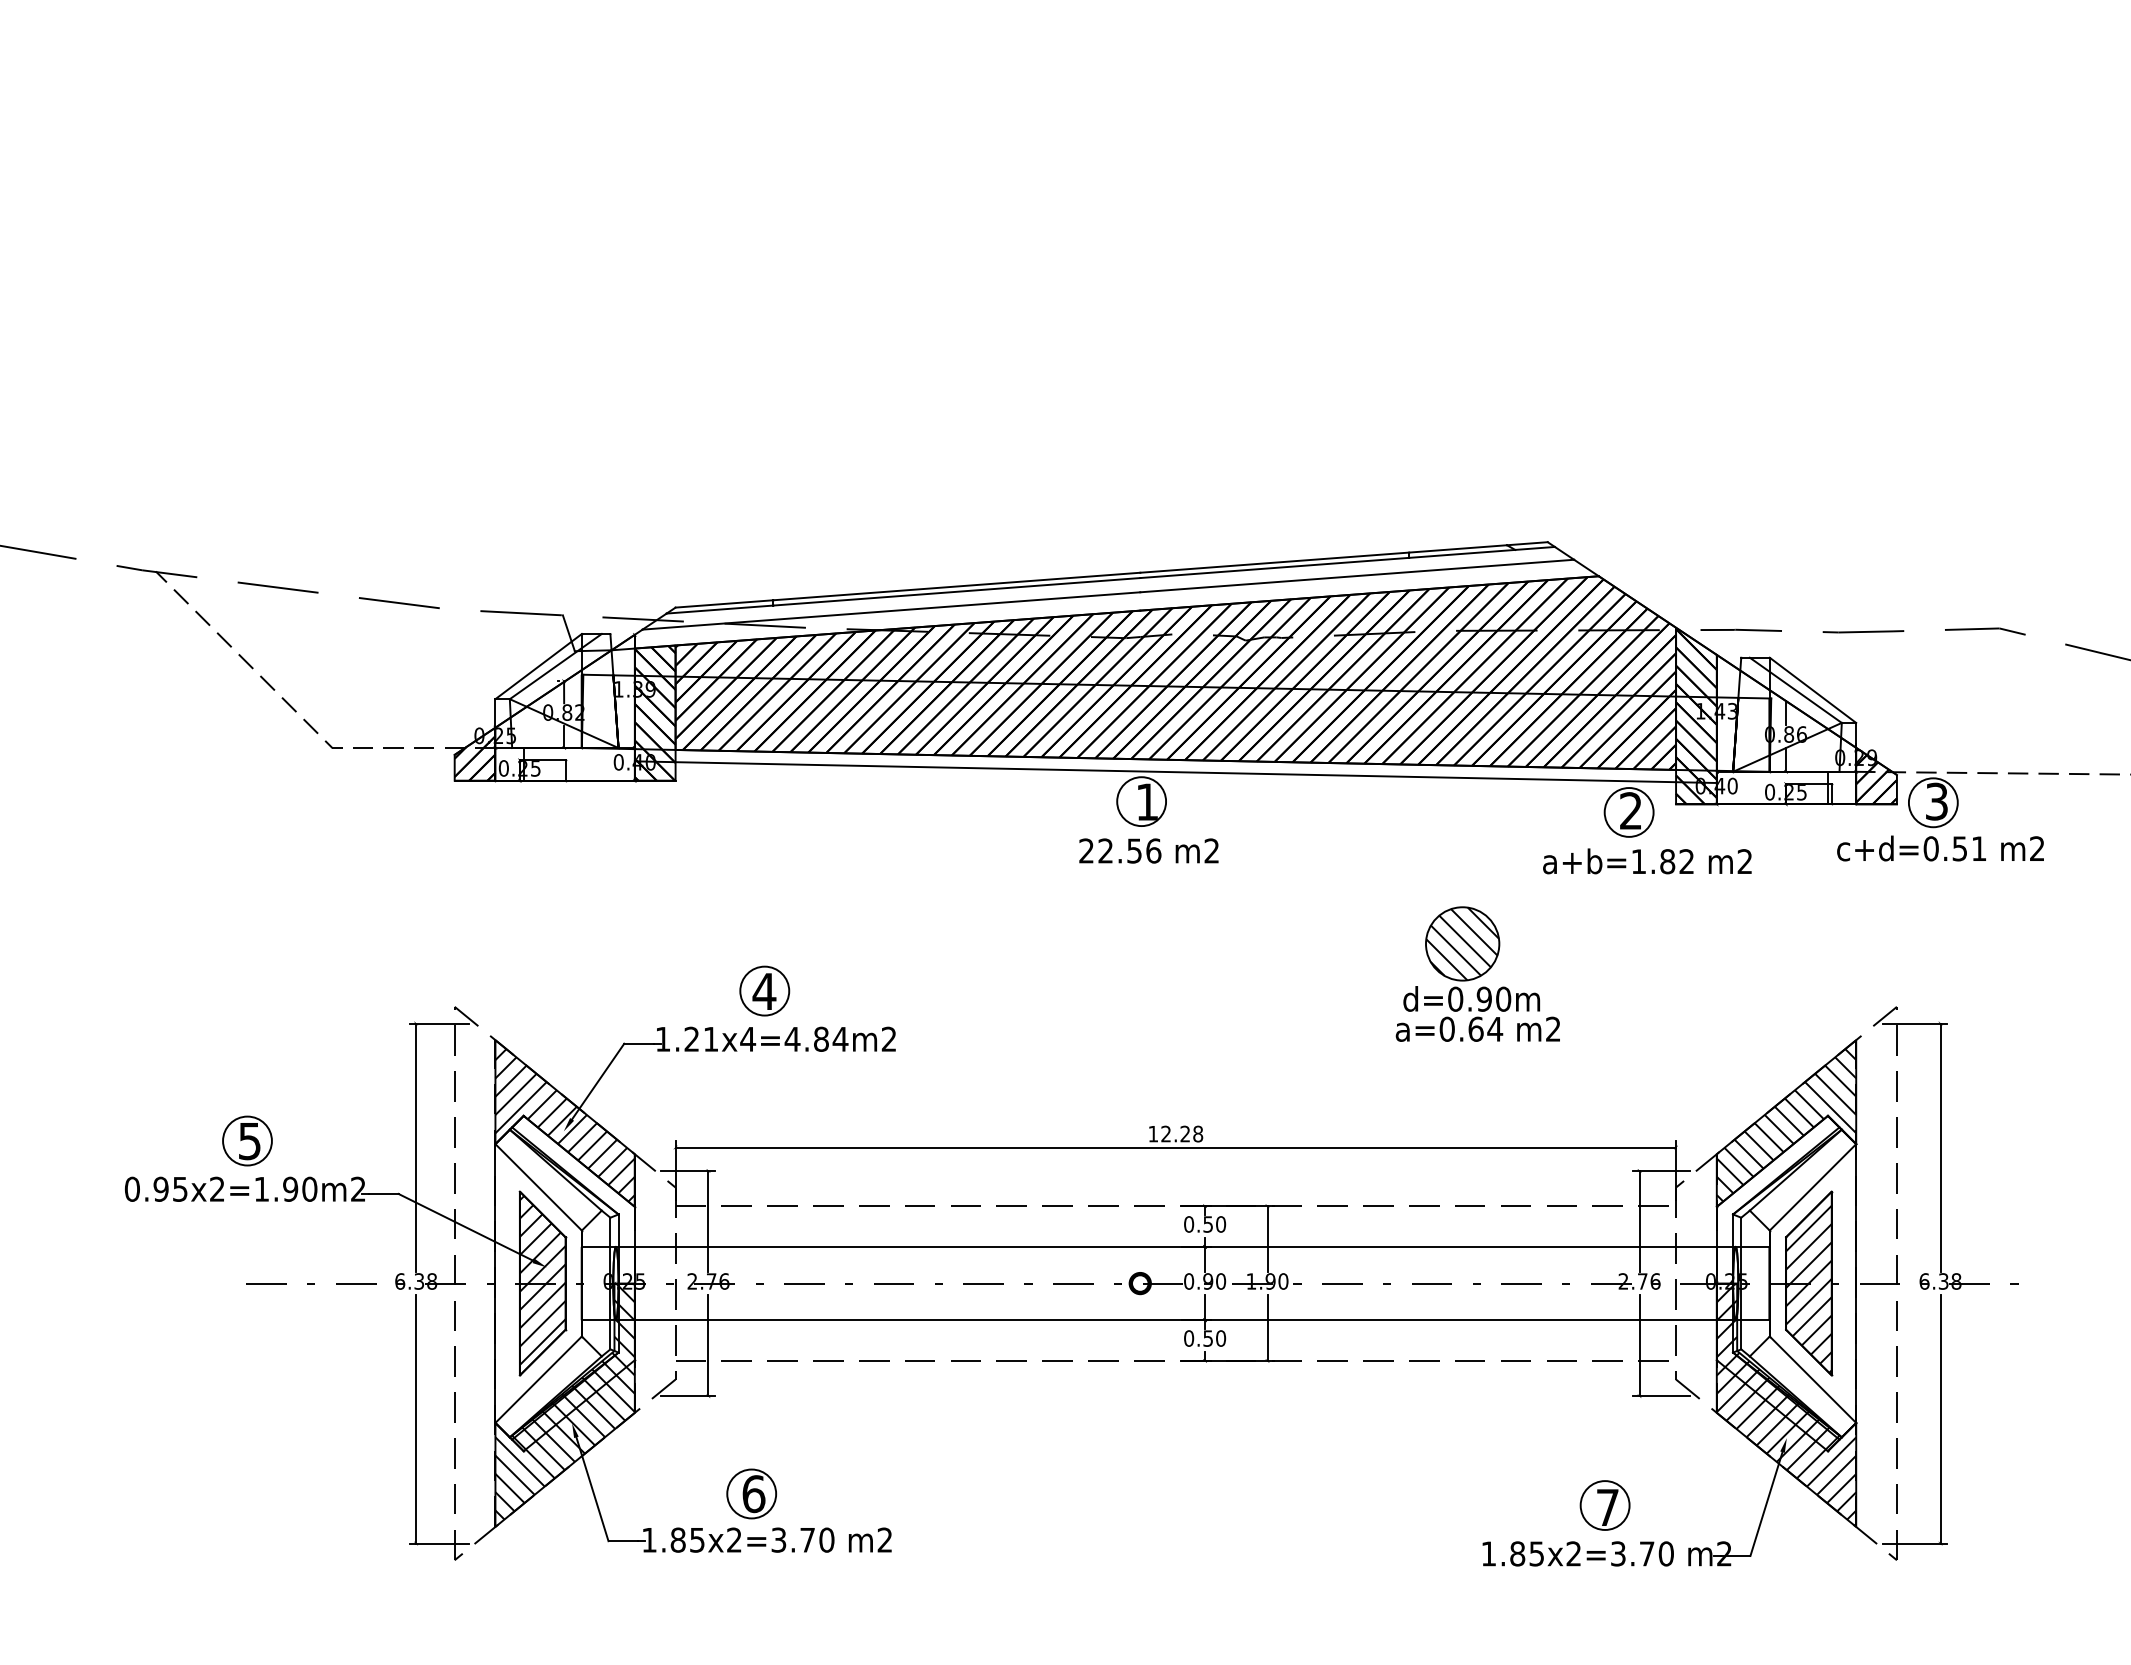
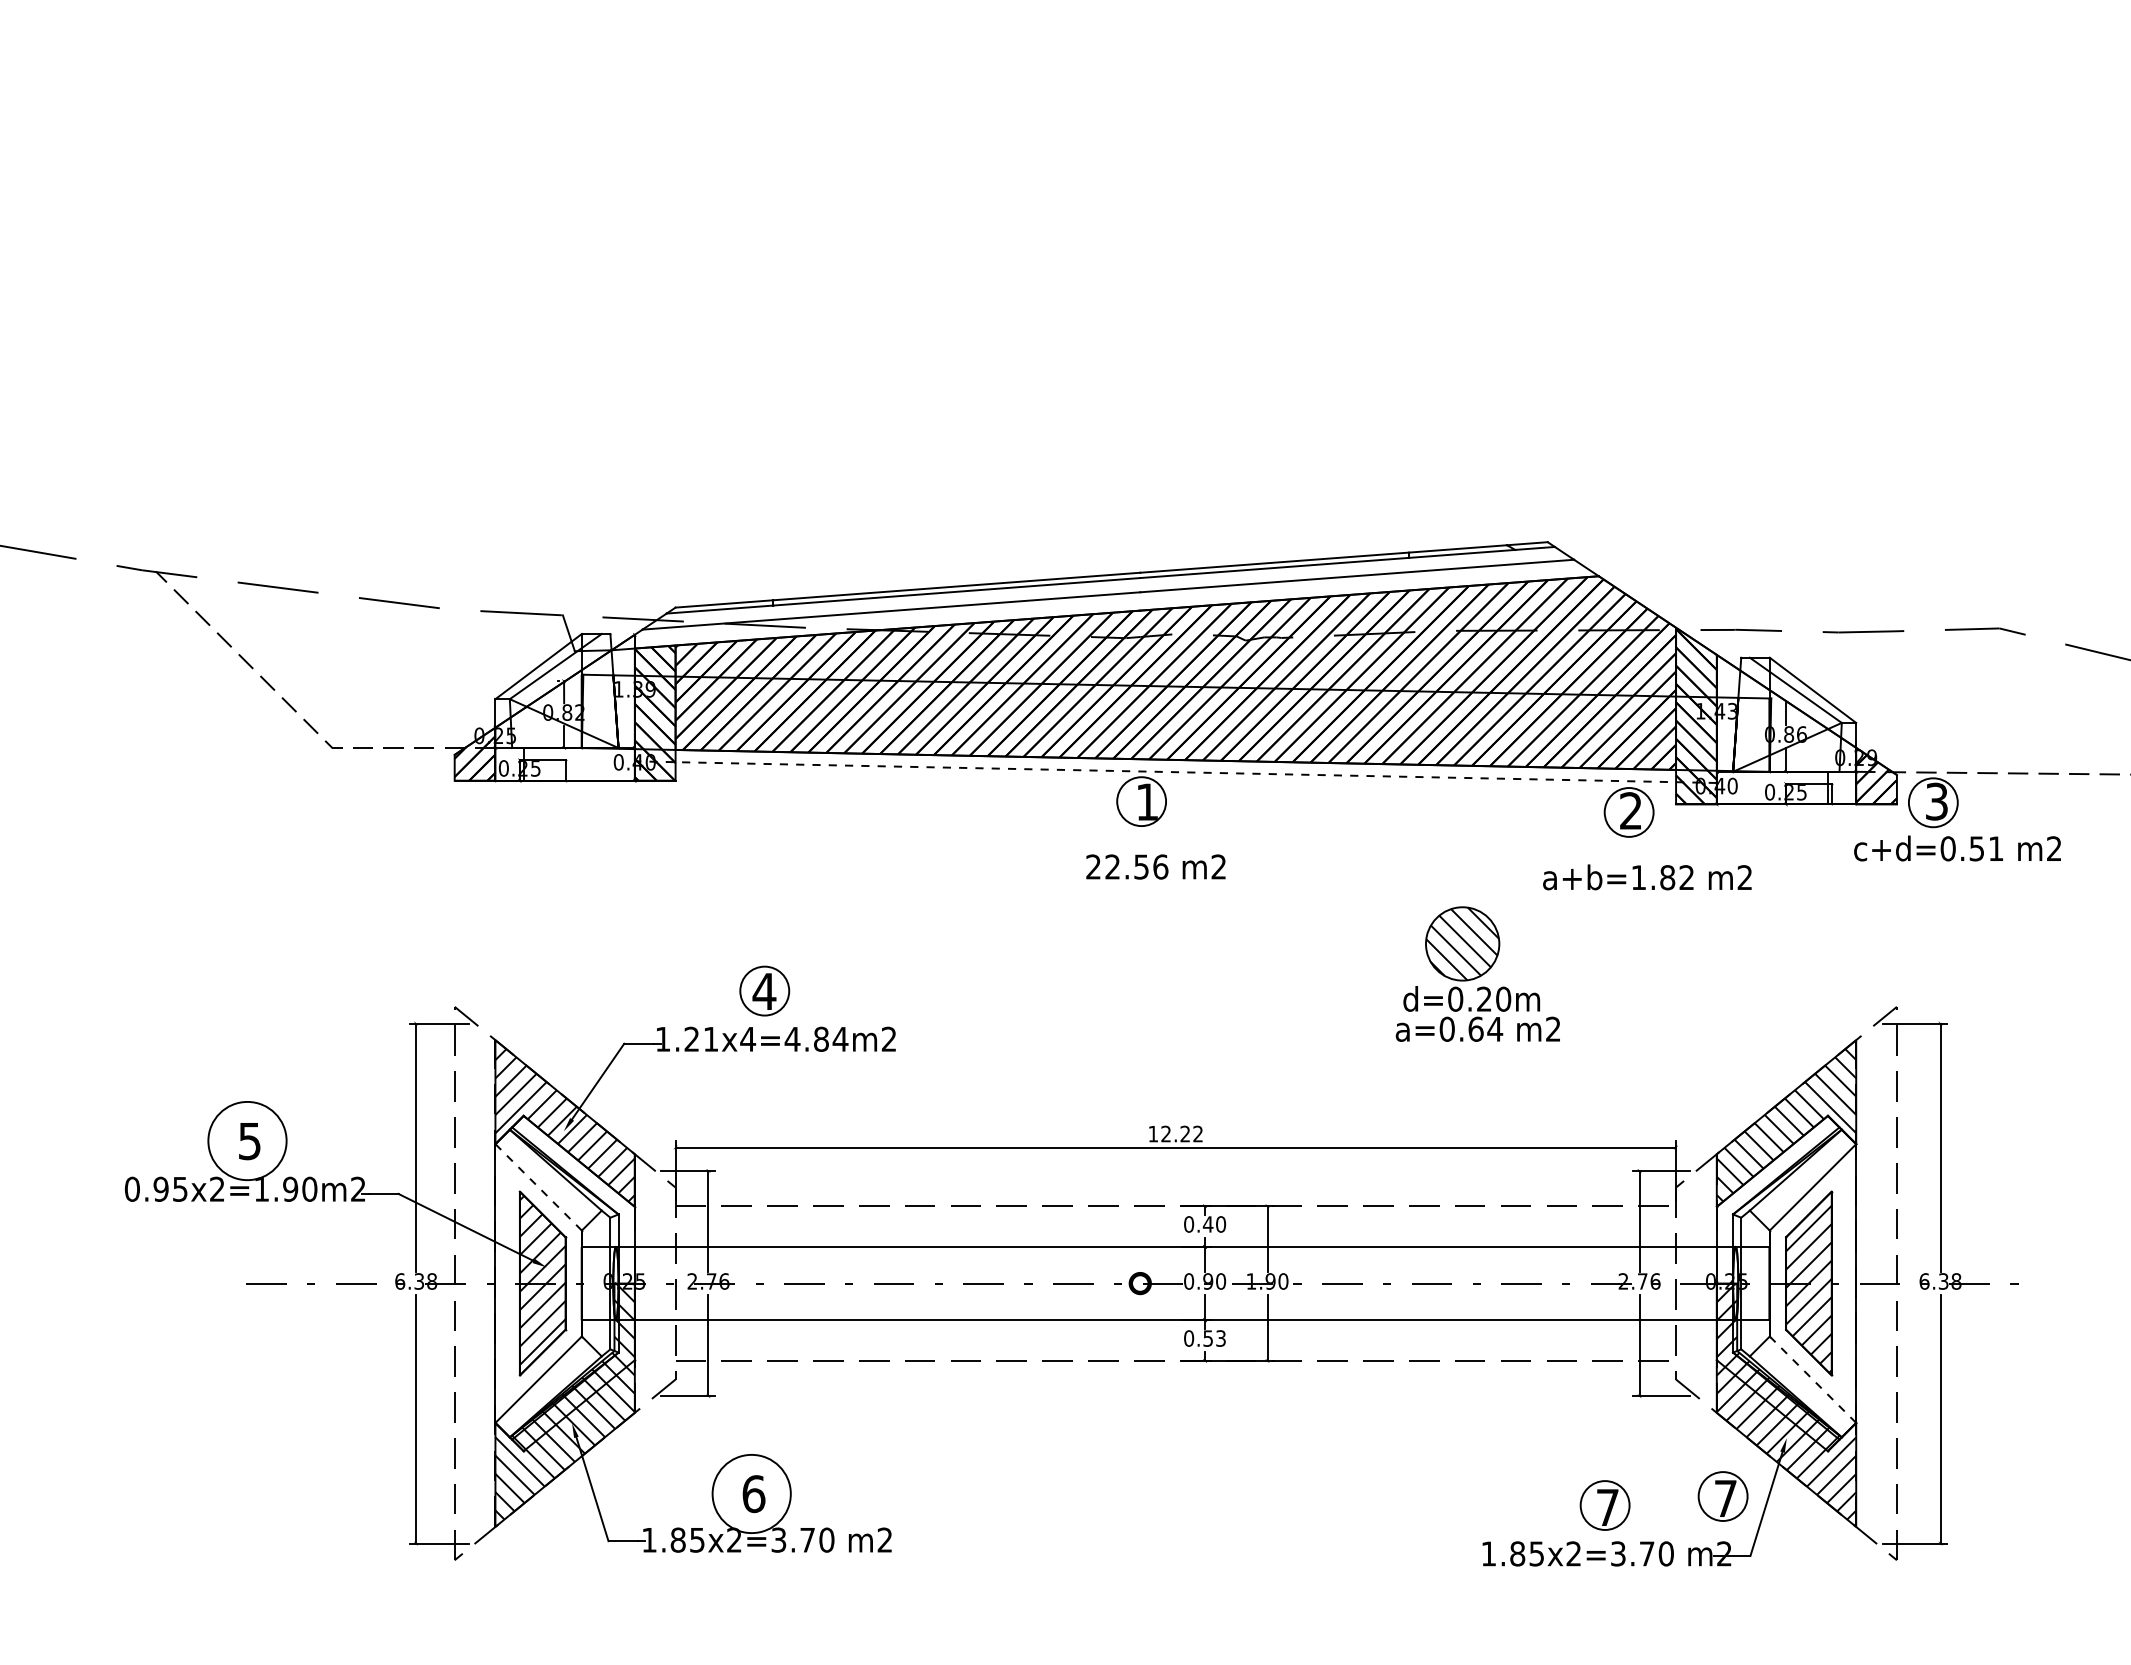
line: solid -> dashed (1175, 772)
text position: (1940, 848) -> (1957, 848) (1957, 848)
text position: (1148, 850) -> (1155, 866) (1155, 866)
text position: (1647, 861) -> (1647, 877) (1647, 877)
text: d=0.90m -> d=0.20m (1483, 998)
text: 12.28 -> 12.22 (1198, 1133)
circle diameter: 49 px -> 78 px (247, 1140)
line: solid -> dashed (538, 1187)
text: 0.50 -> 0.40 (1207, 1224)
text: 0.50 -> 0.53 (1221, 1338)
line: solid -> dashed (1812, 1379)
circle diameter: 49 px -> 78 px (751, 1493)
part: none -> present (1722, 1496)
